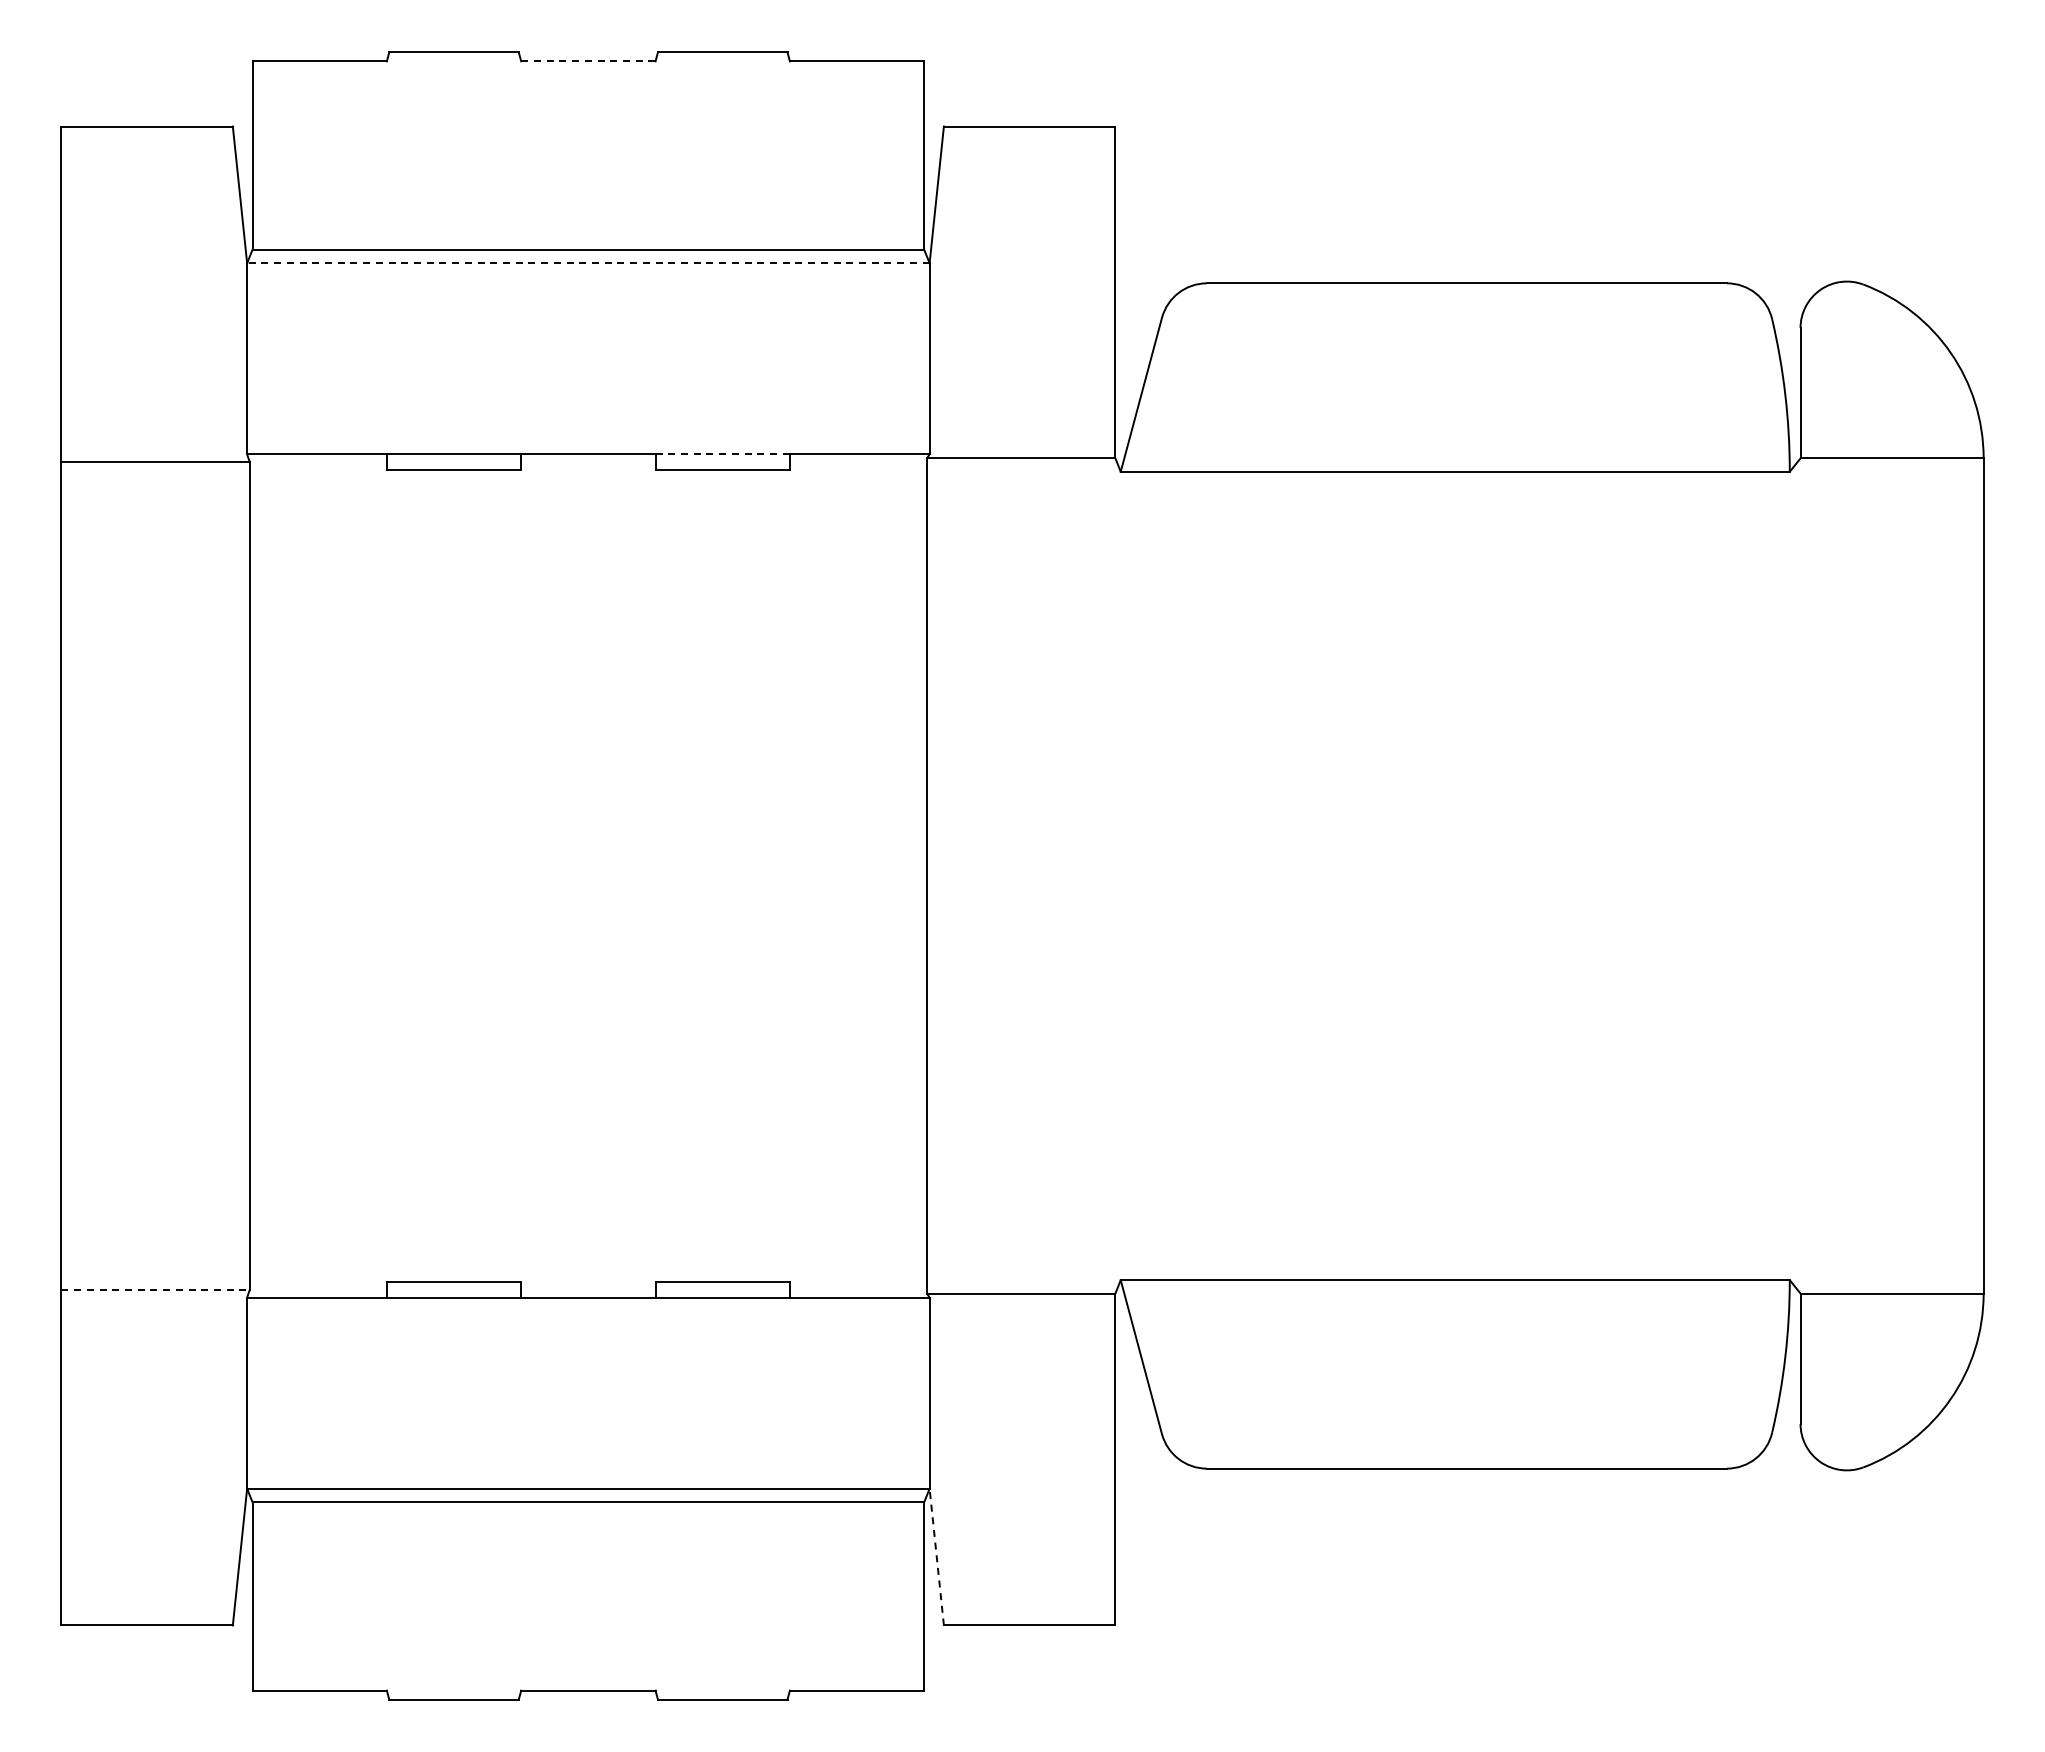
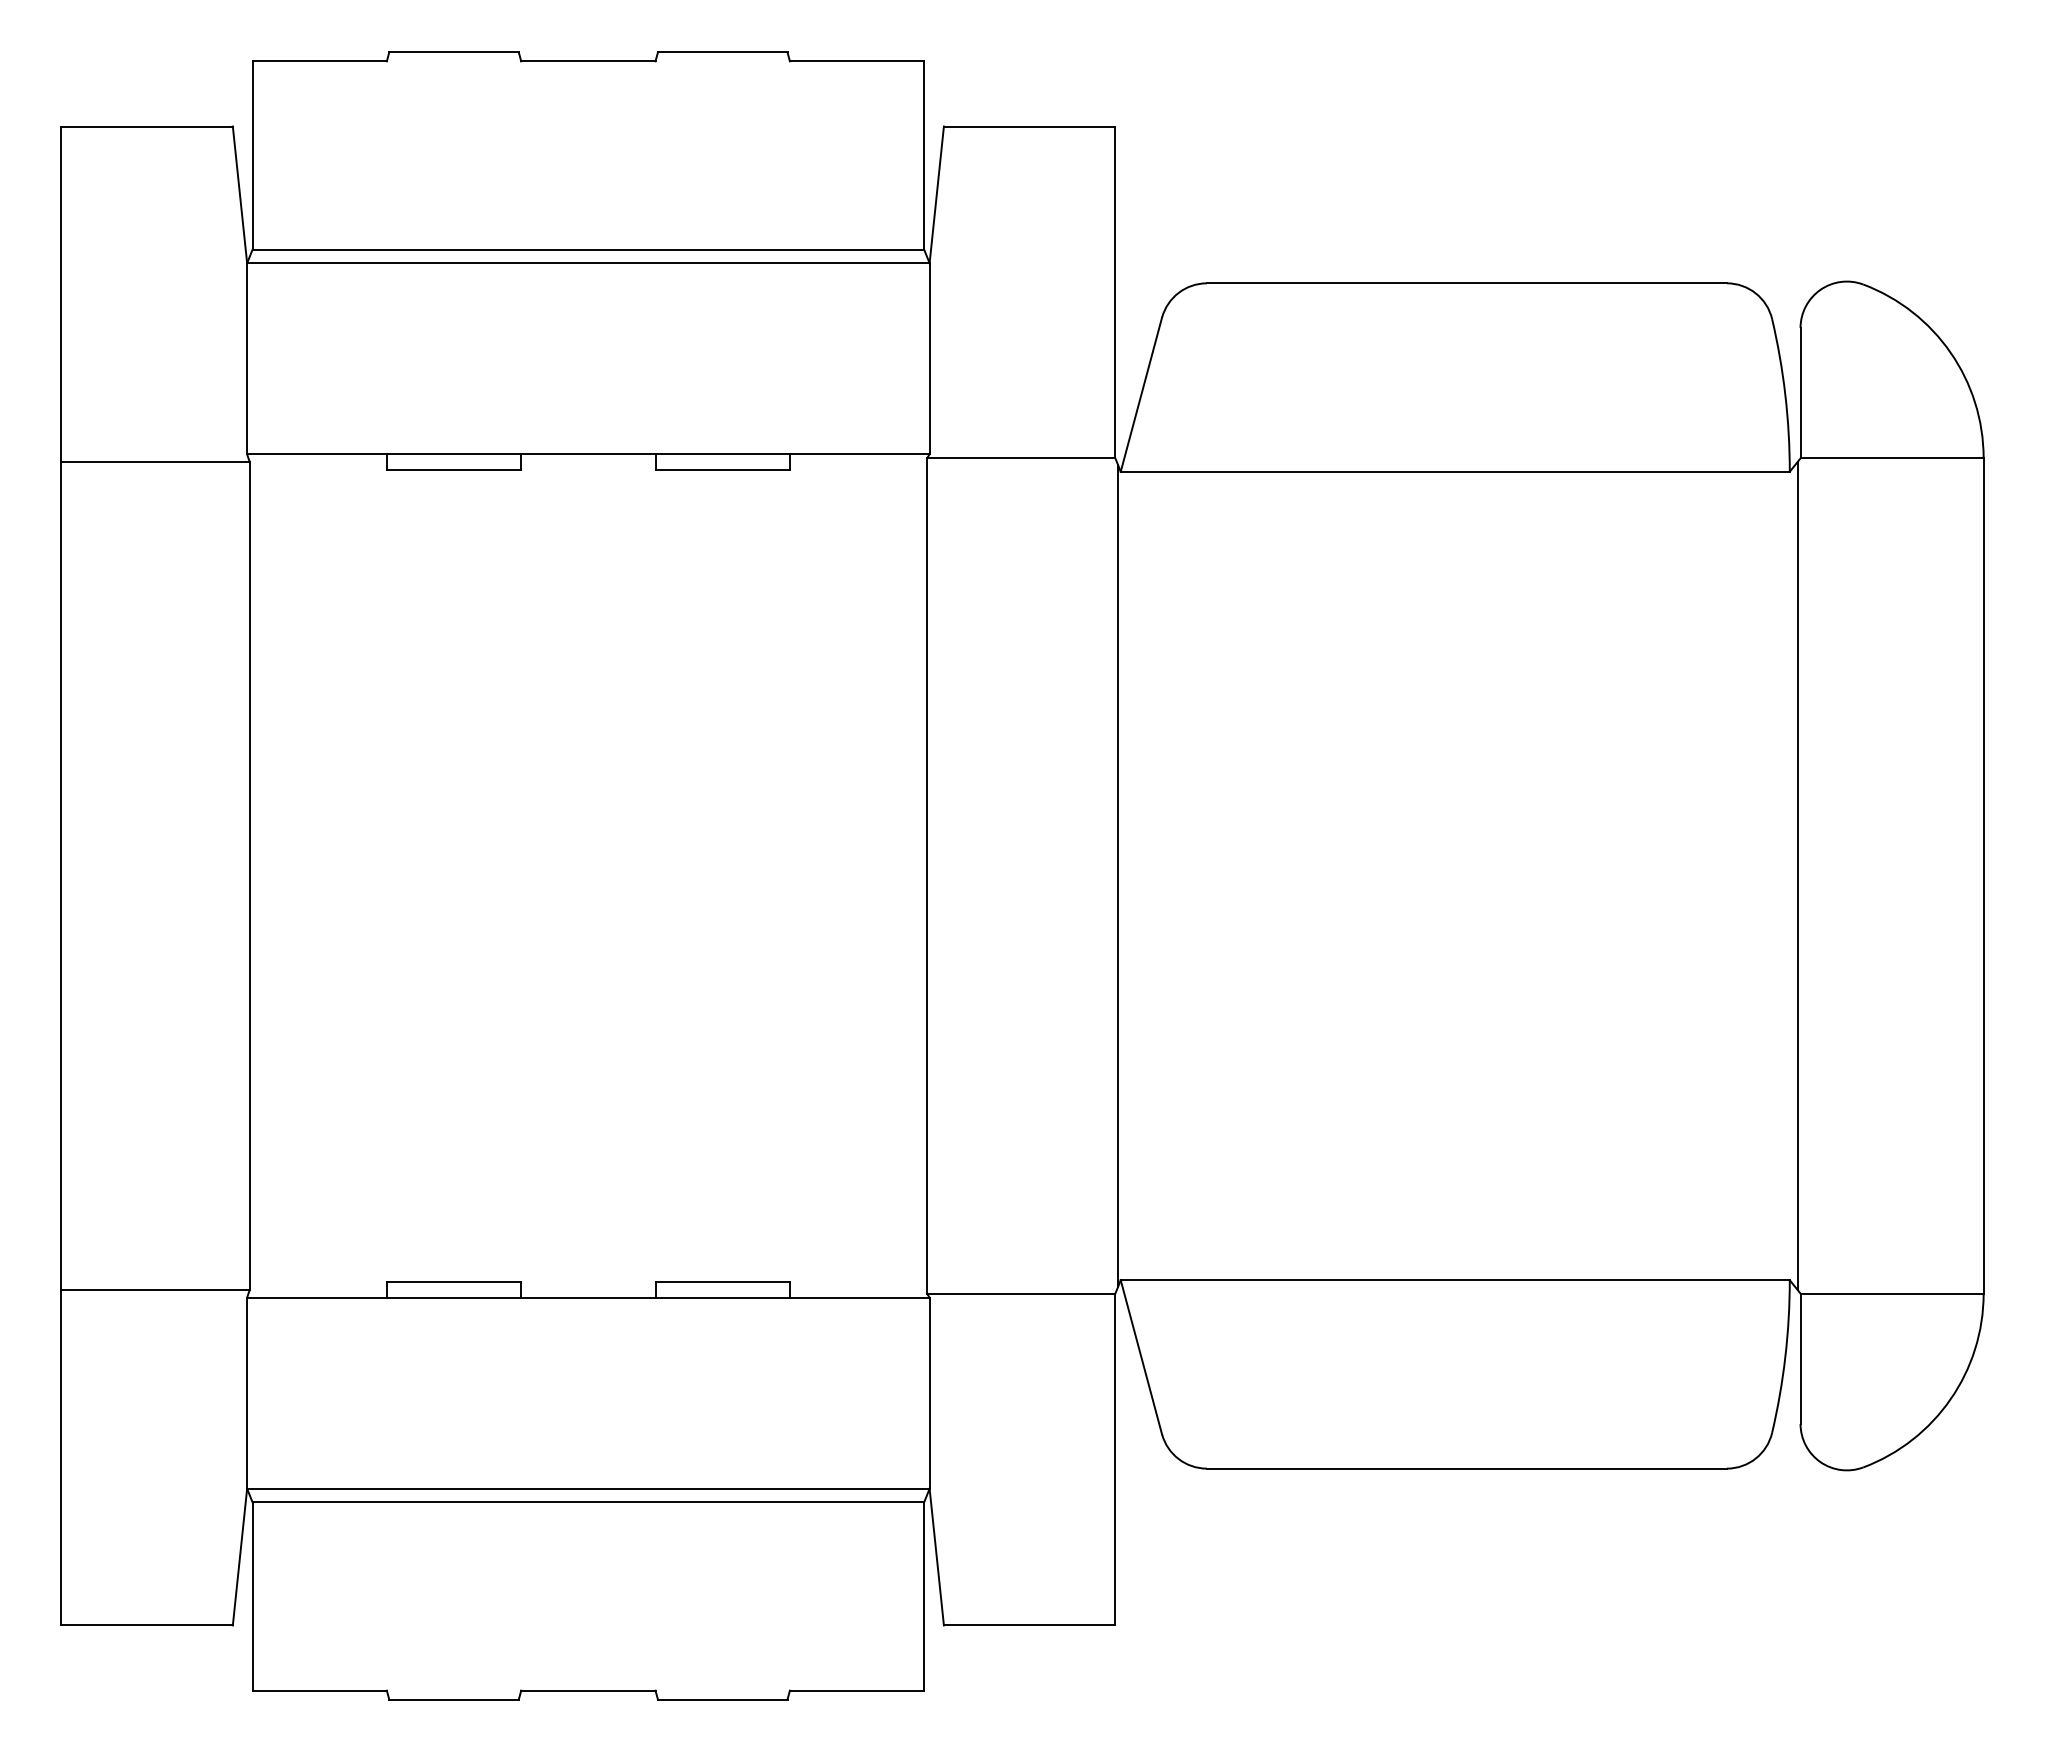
line: dashed -> solid (588, 61)
line: dashed -> solid (587, 263)
line: dashed -> solid (723, 454)
line: none -> present (1118, 875)
line: none -> present (1797, 875)
line: dashed -> solid (156, 1289)
line: dashed -> solid (936, 1557)
